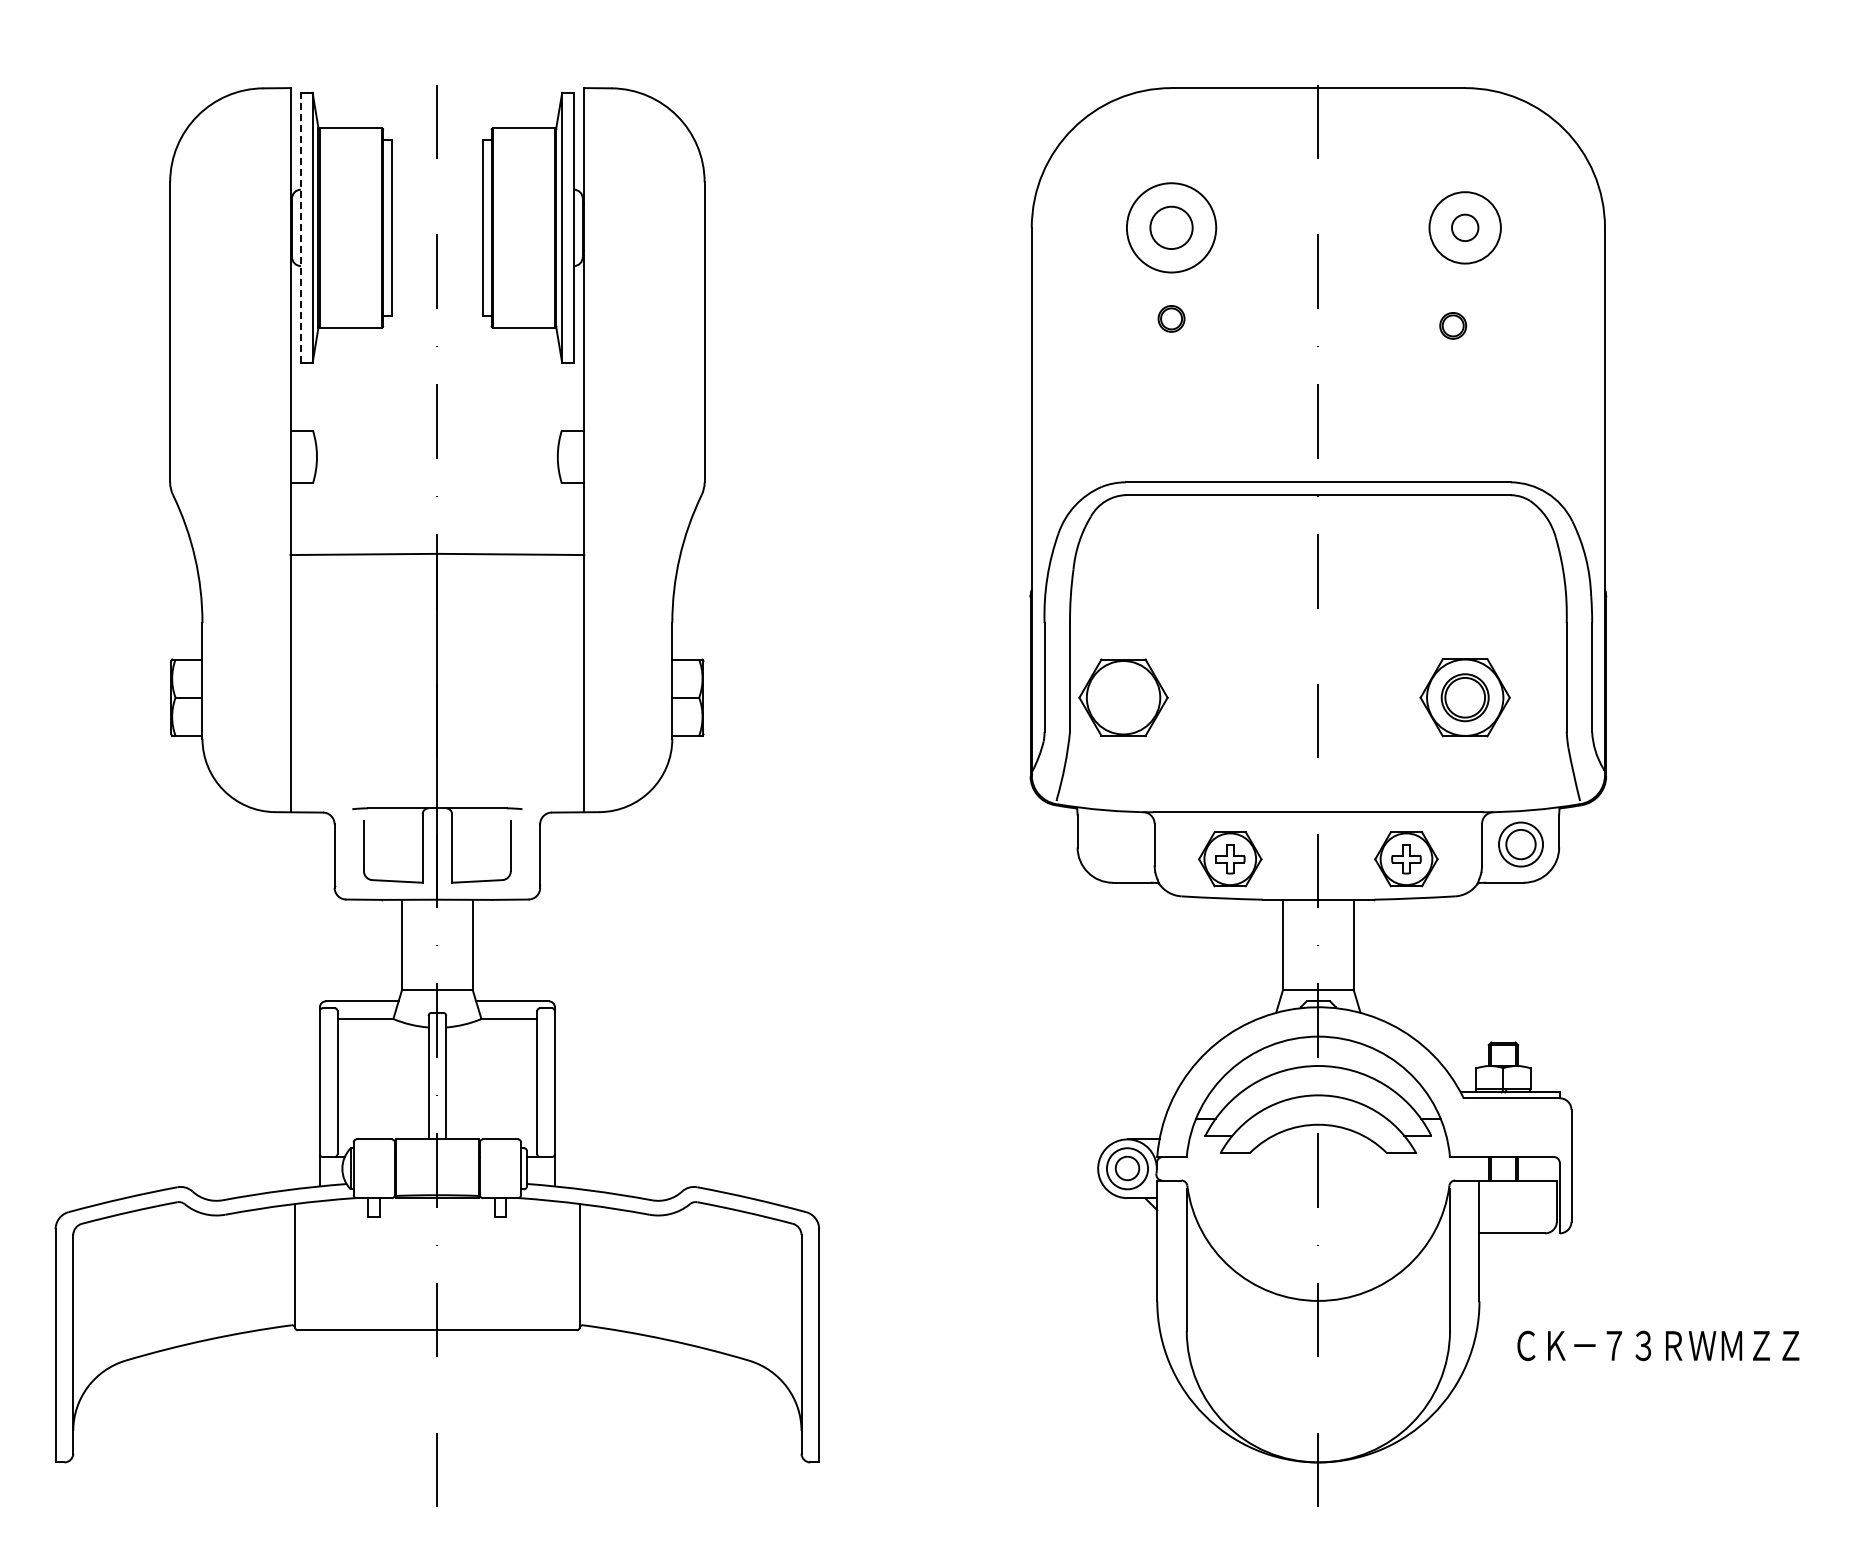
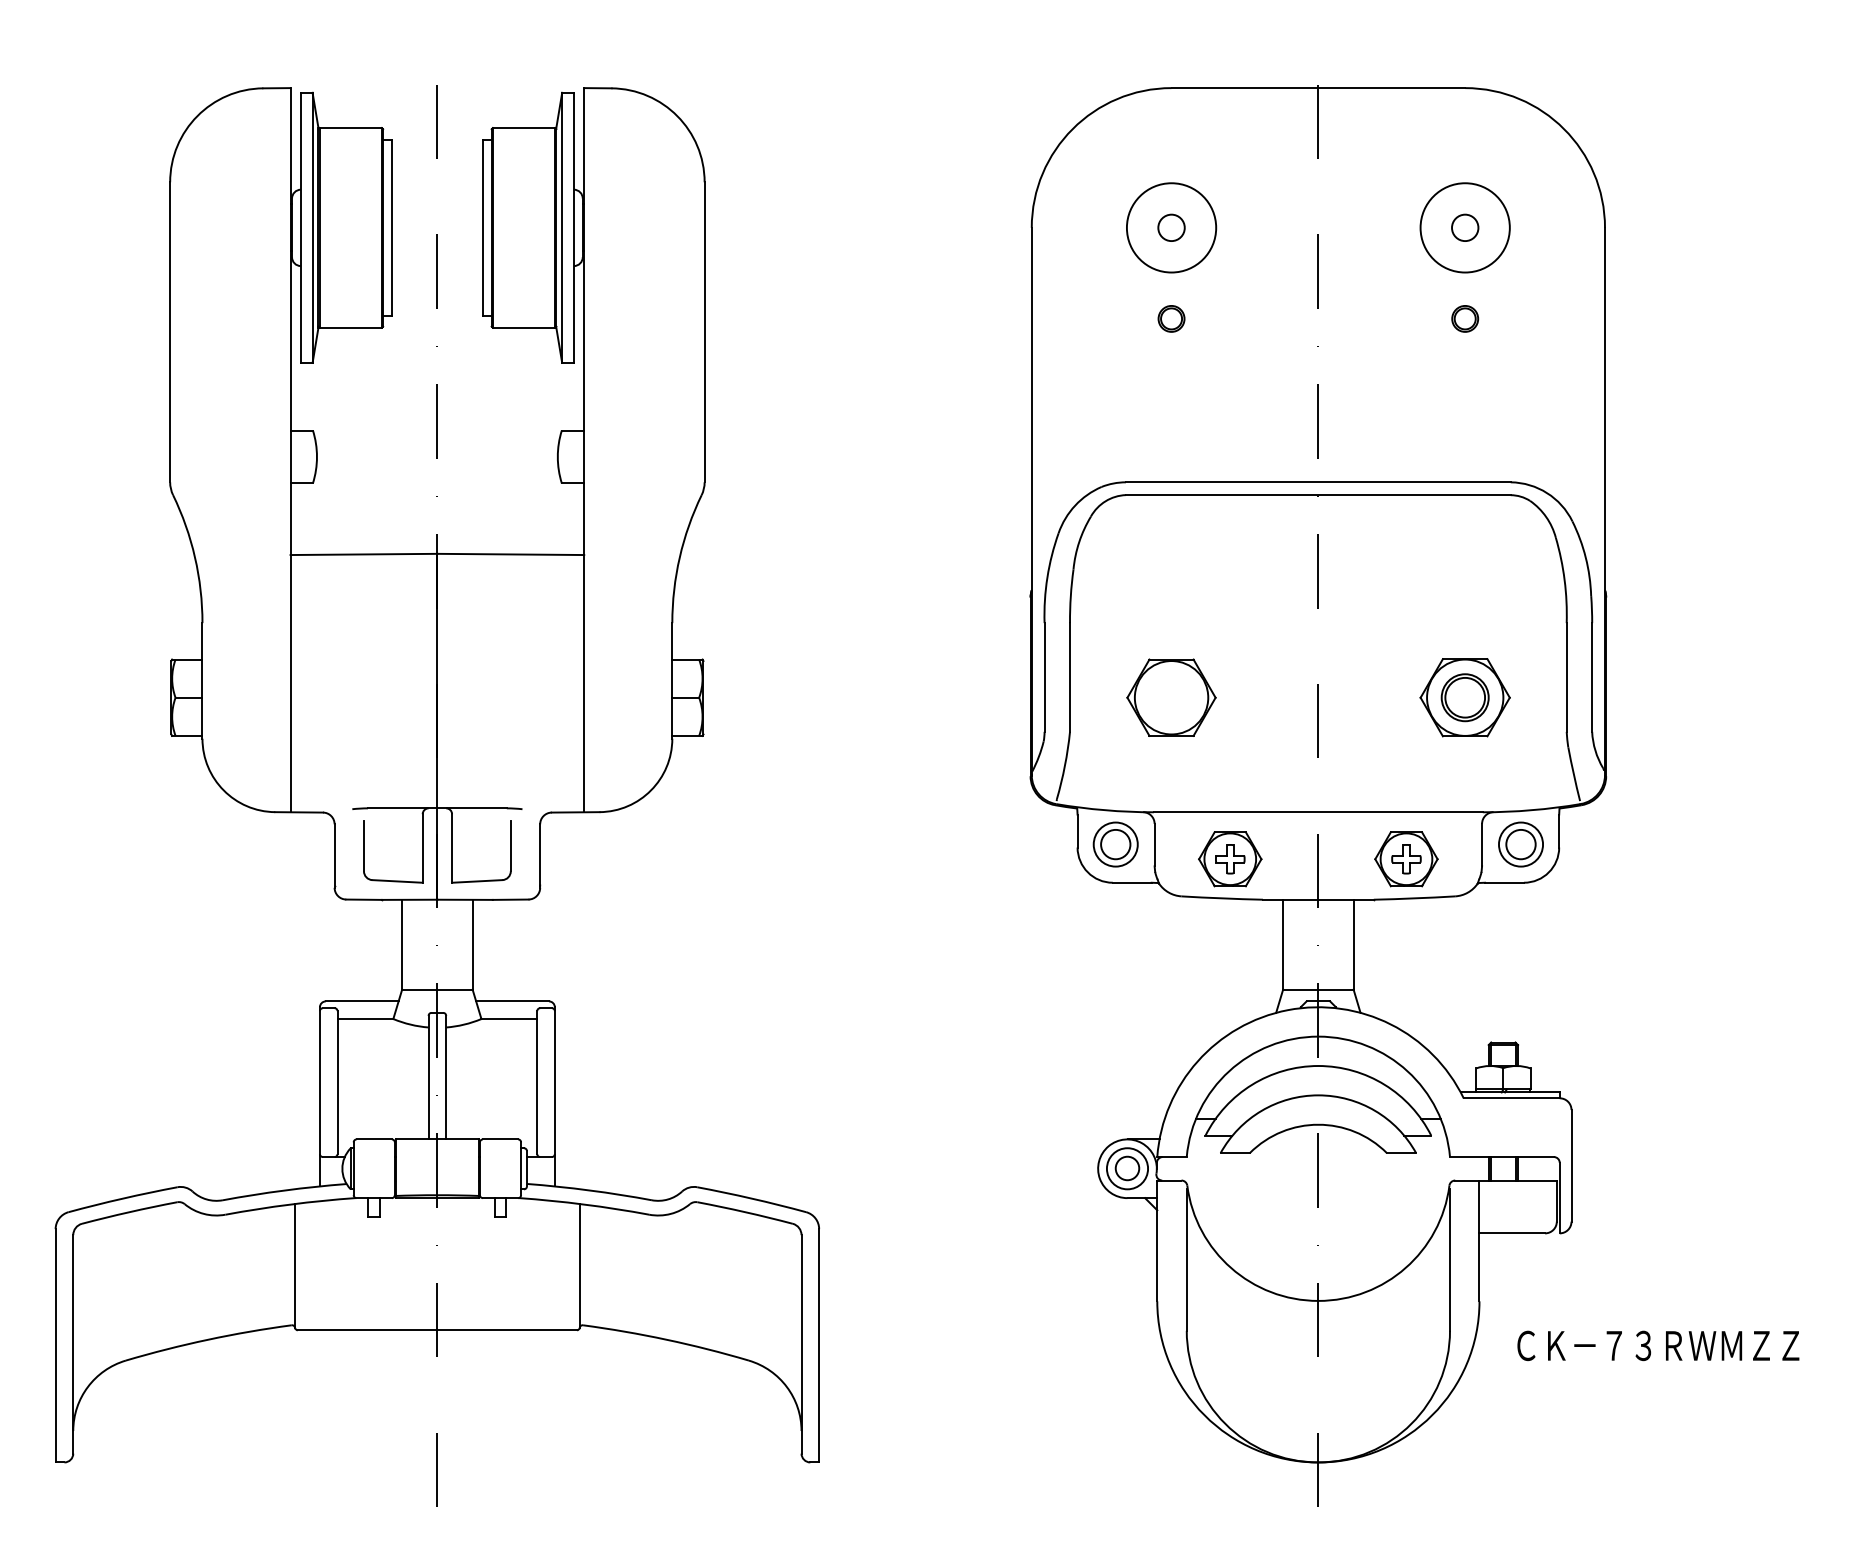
line: dashed -> solid (300, 227)
circle diameter: 42 px -> 26 px (1171, 227)
circle diameter: 71 px -> 89 px (1464, 227)
part position: (1453, 325) -> (1465, 318) (1465, 318)
part position: (1123, 697) -> (1171, 697) (1171, 697)
part: none -> present (1115, 844)
